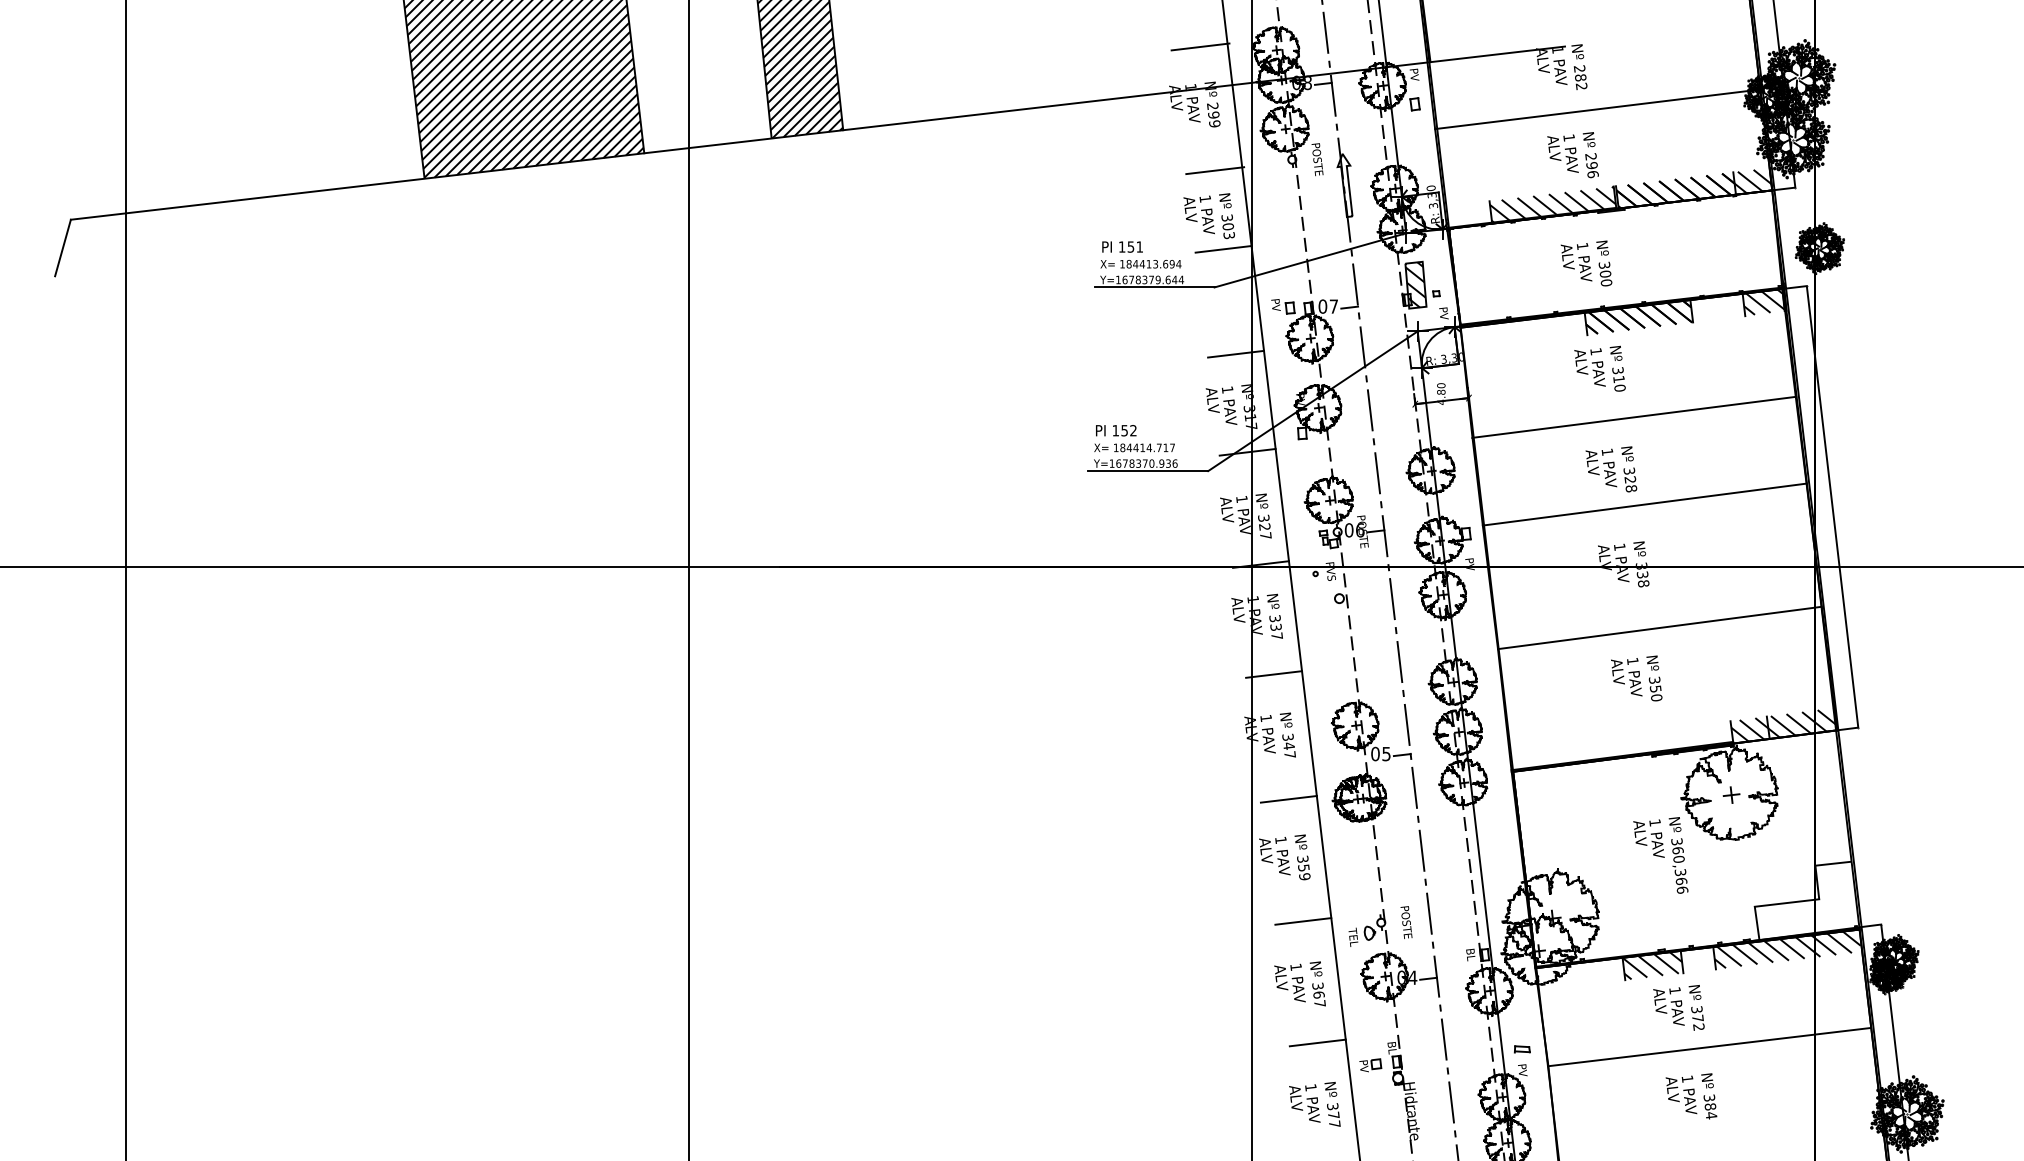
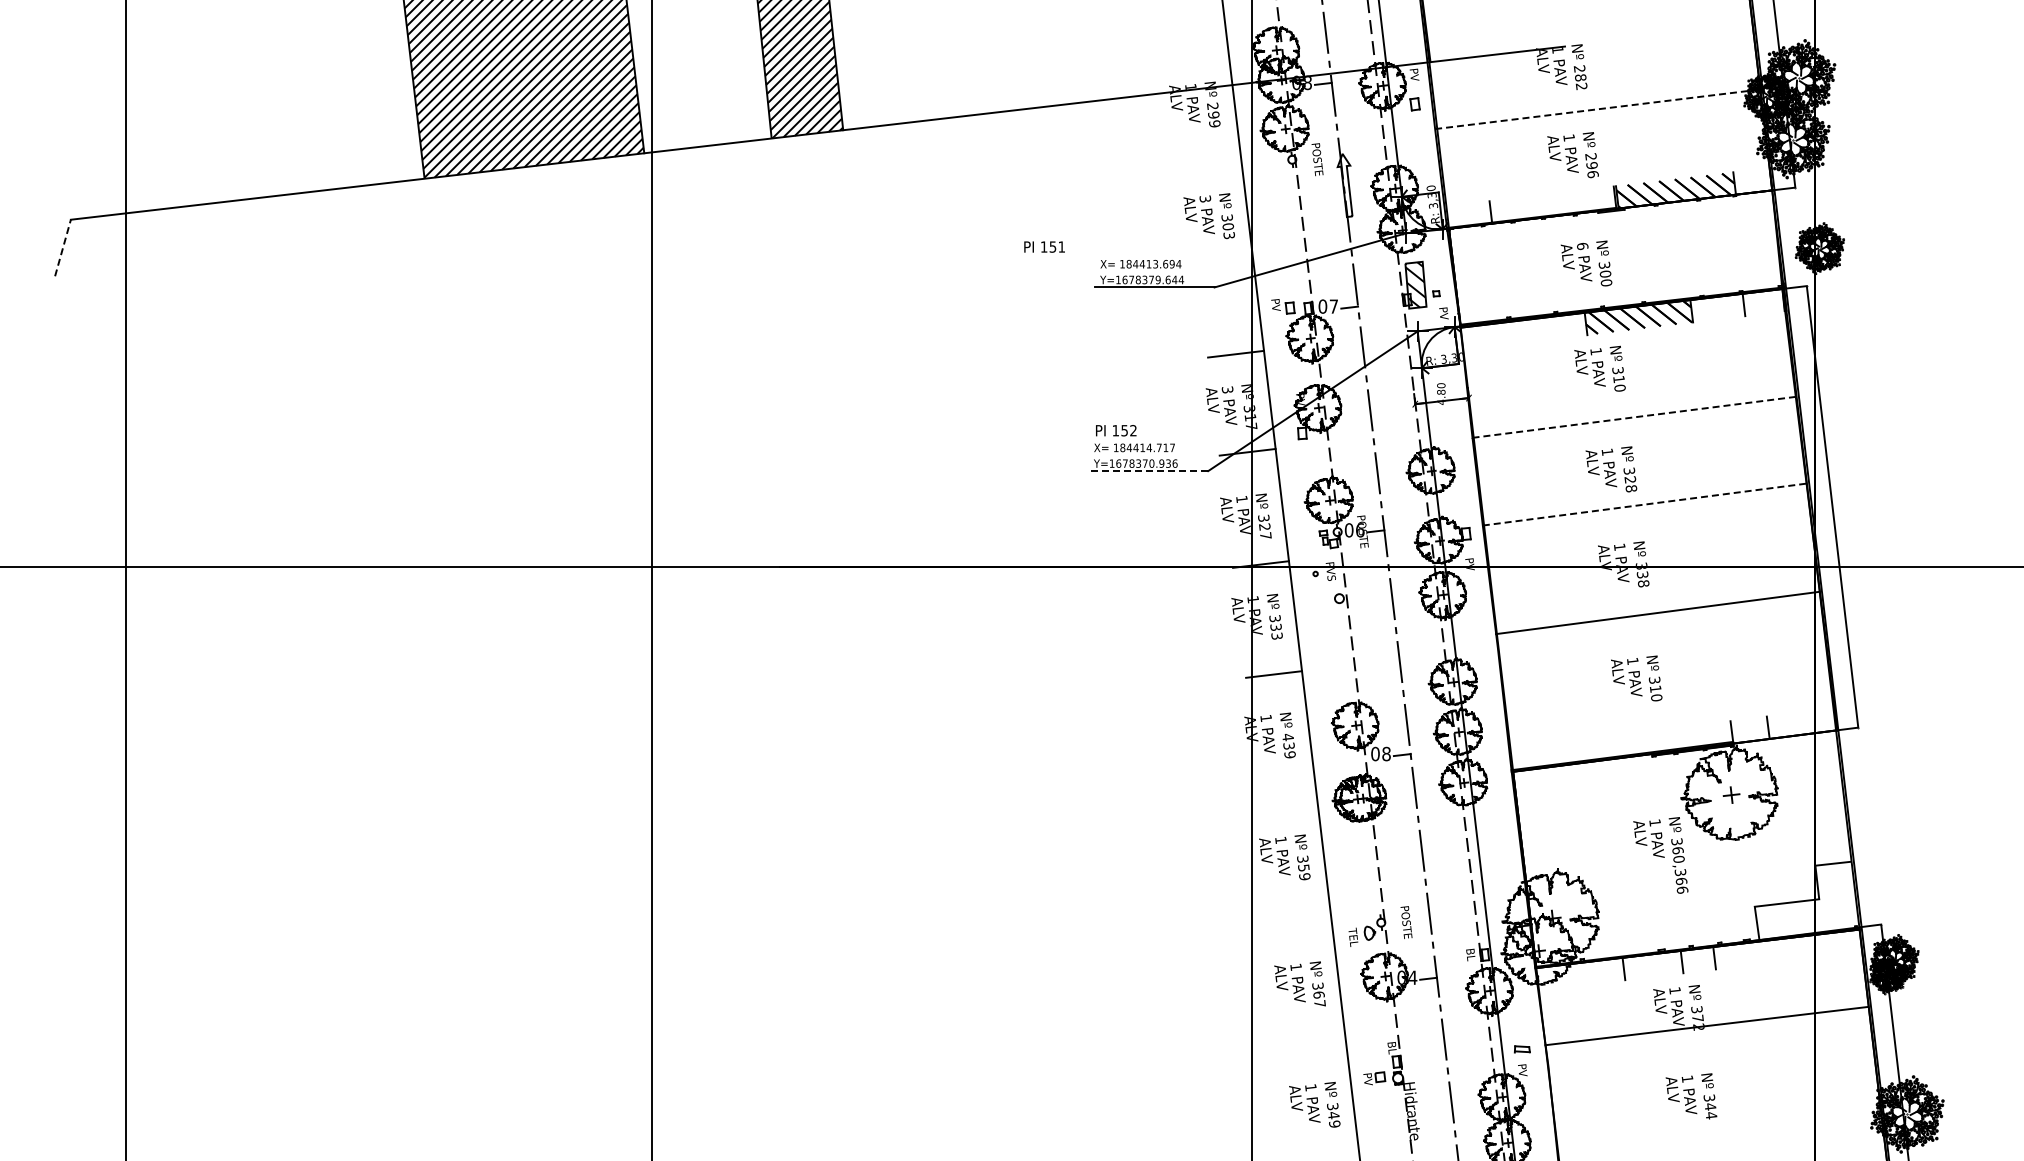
line: present -> none (1200, 46)
line: solid -> dashed (1598, 109)
line: present -> none (1215, 170)
hatch: present -> none (1752, 180)
text: 1 -> 3 (1205, 198)
hatch: present -> none (1552, 204)
text position: (1122, 246) -> (1044, 246) (1044, 246)
text: 1 -> 6 (1582, 246)
line: solid -> dashed (63, 247)
line: present -> none (1223, 249)
hatch: present -> none (1764, 301)
text: 1 -> 3 (1227, 389)
line: solid -> dashed (1634, 417)
line: solid -> dashed (1147, 471)
line: solid -> dashed (1645, 504)
line position: (688, 579) -> (651, 579) (651, 579)
line position: (1659, 627) -> (1657, 612) (1657, 612)
text: 337 -> 333 (1276, 635)
text: 350 -> 310 (1655, 688)
hatch: present -> none (1783, 724)
text: 347 -> 439 (1288, 745)
text: 05 -> 08 (1386, 753)
line: present -> none (1288, 798)
line: present -> none (1303, 921)
hatch: present -> none (1787, 948)
hatch: present -> none (1652, 965)
line: present -> none (1317, 1042)
line position: (1709, 1046) -> (1706, 1025) (1706, 1025)
part position: (1370, 1065) -> (1374, 1078) (1374, 1078)
text: 384 -> 344 (1710, 1106)
text: 377 -> 349 (1334, 1119)
